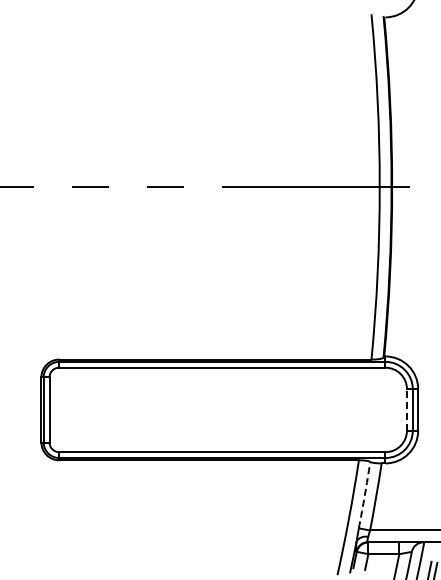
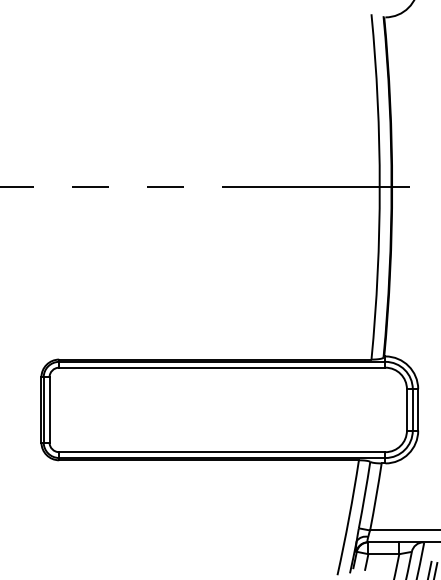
line: dashed -> solid (406, 409)
arc: dashed -> solid (364, 495)
